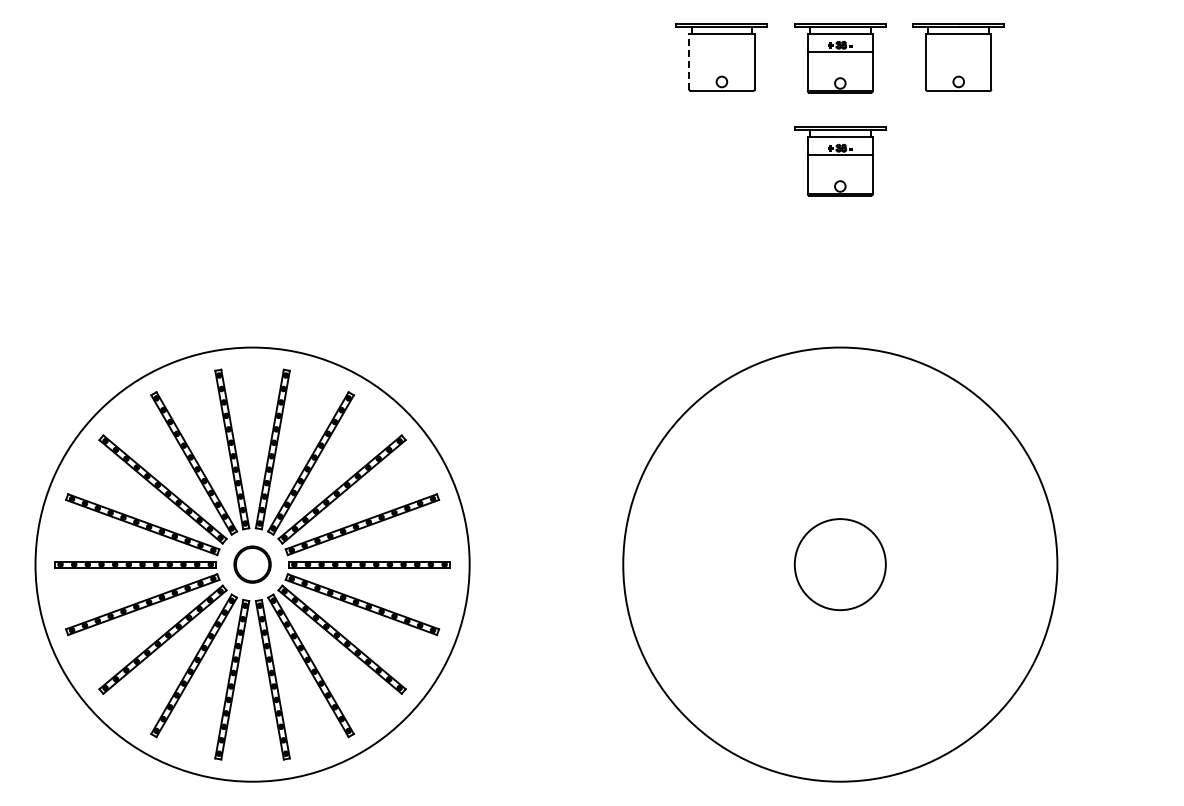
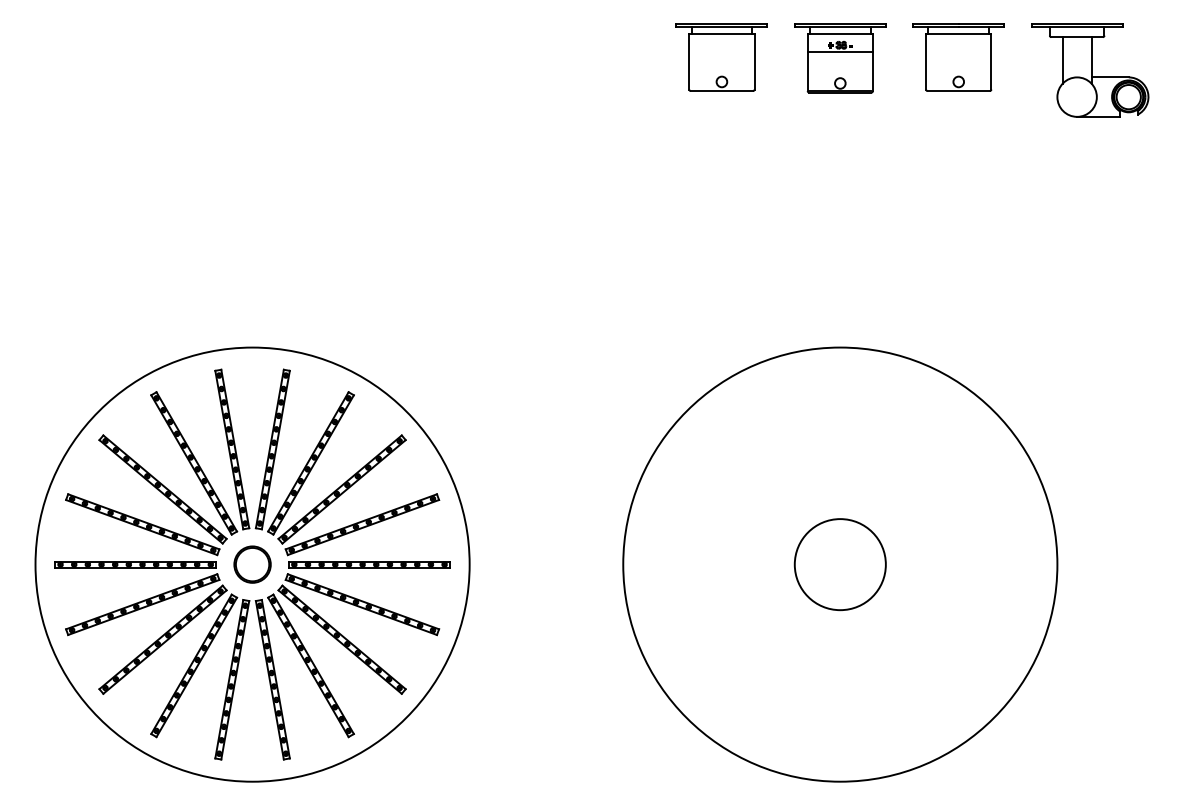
line: dashed -> solid (689, 61)
part: none -> present (1090, 70)
part: present -> none (840, 161)
